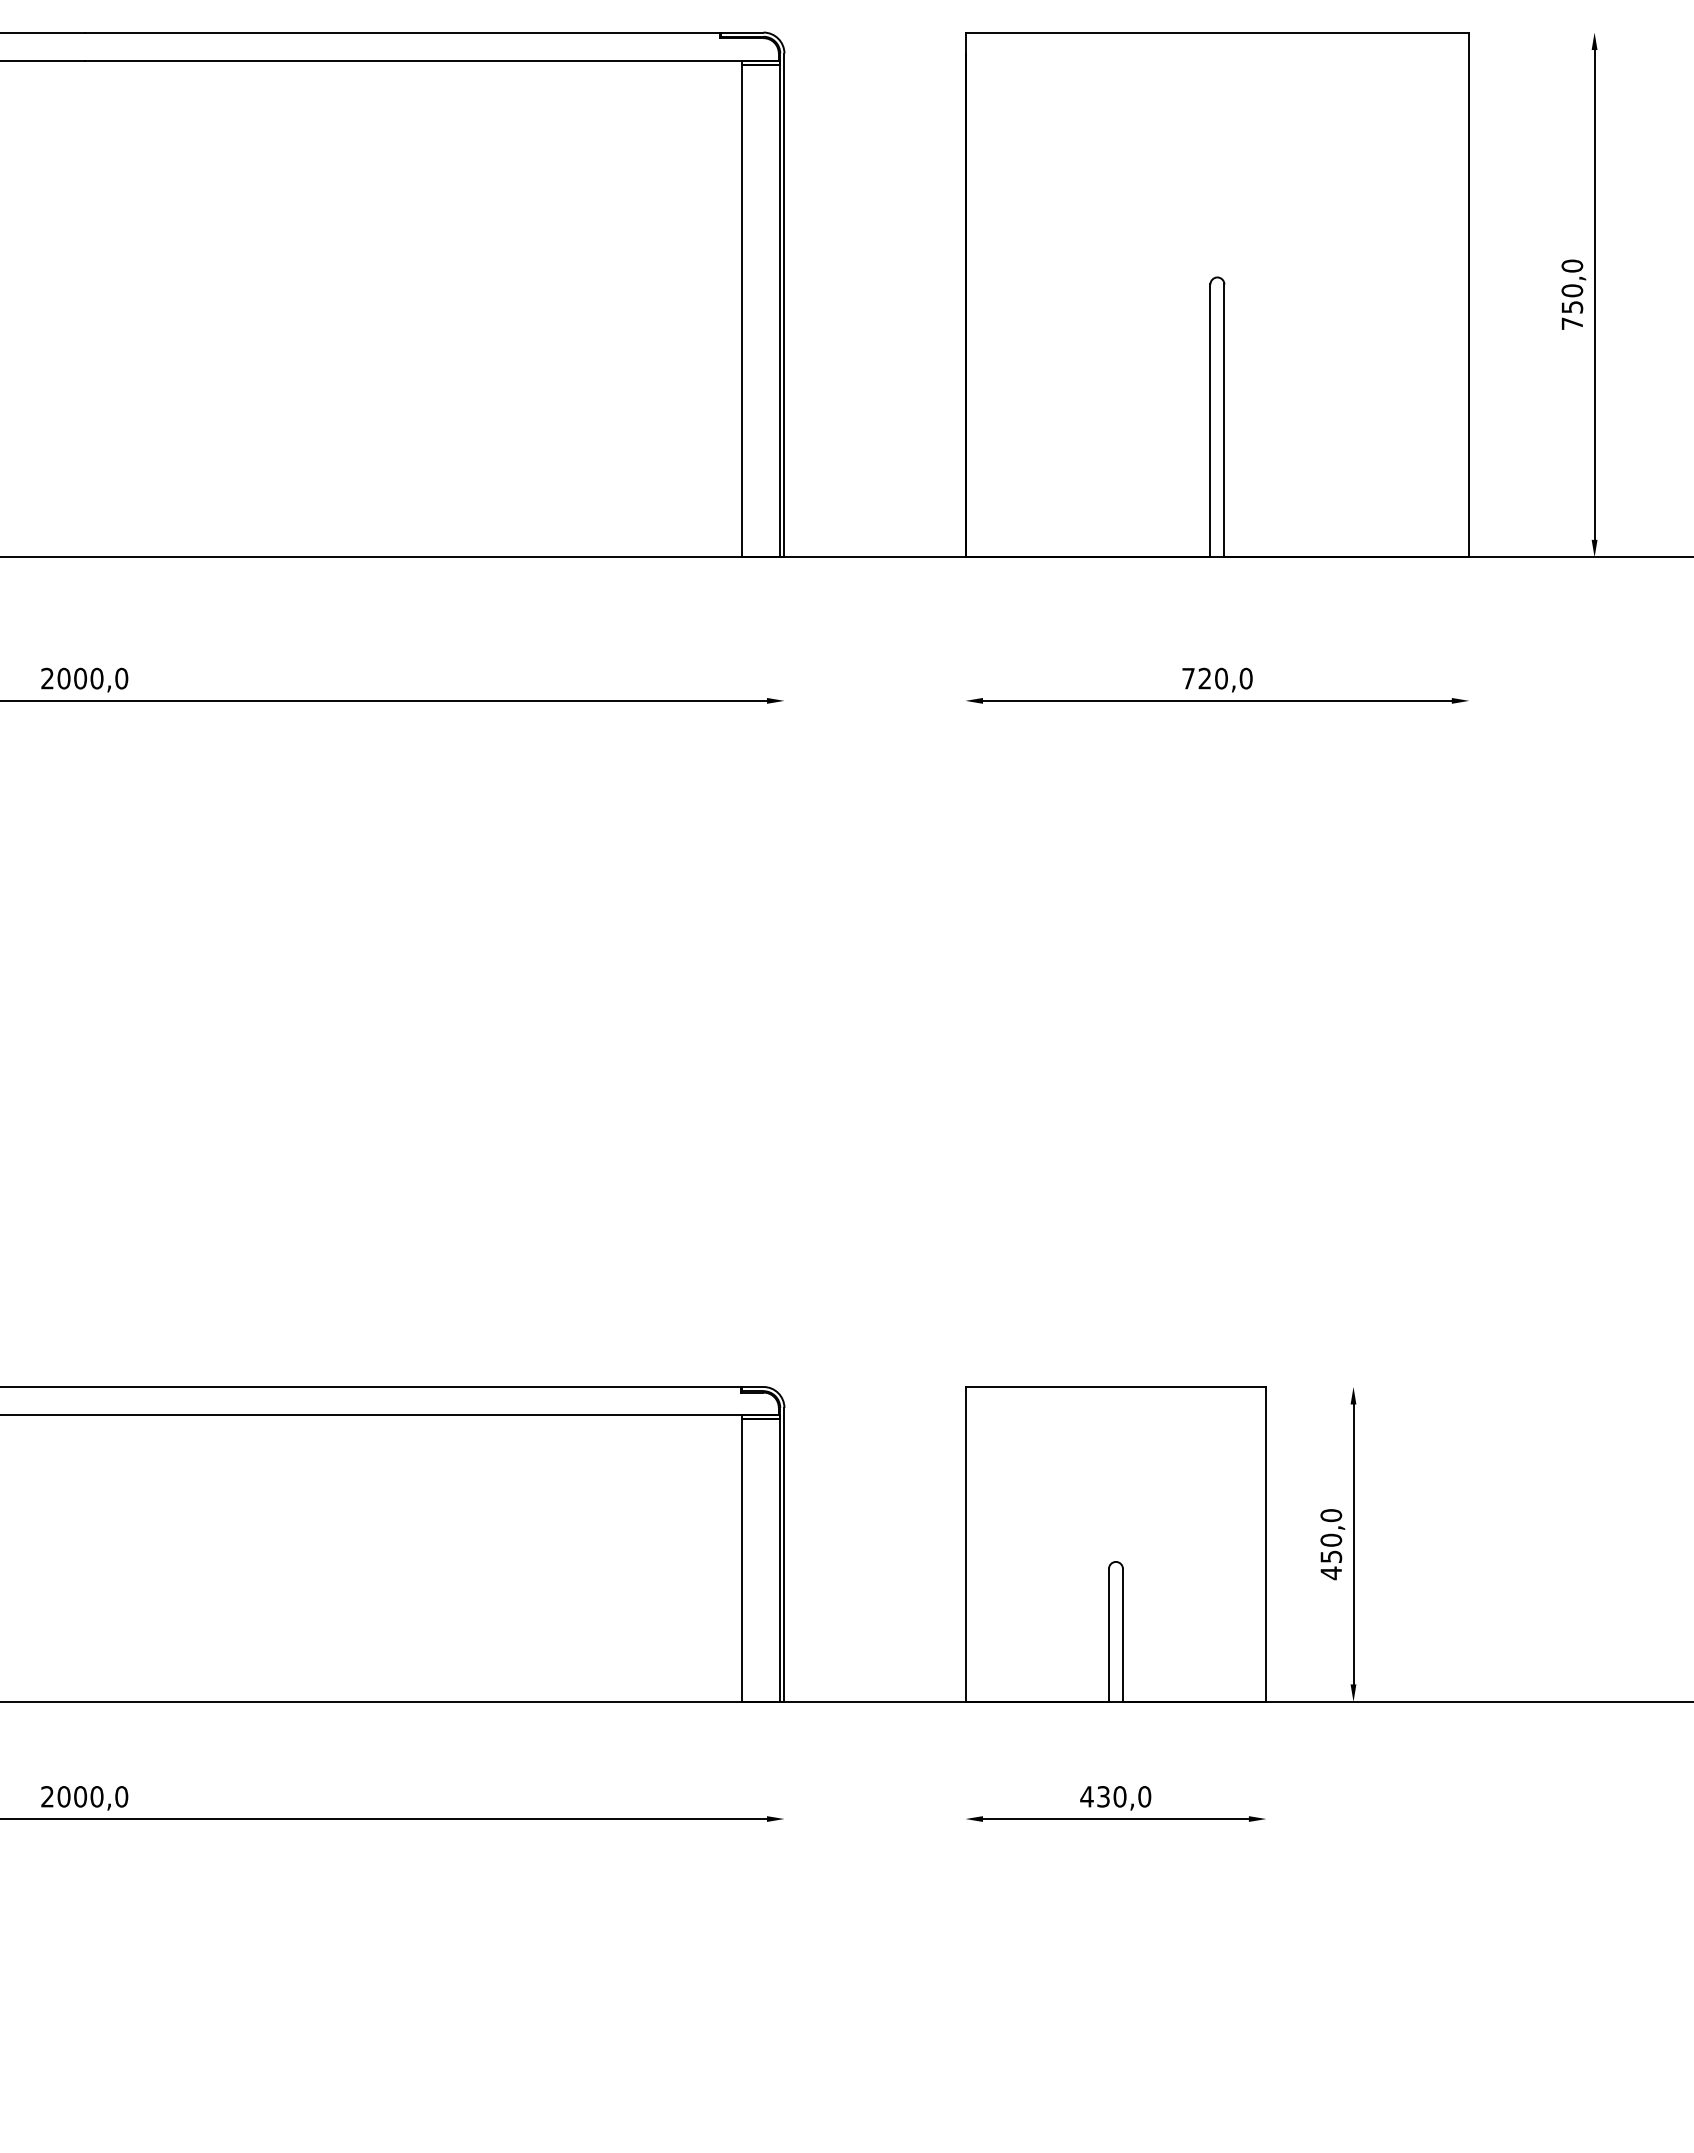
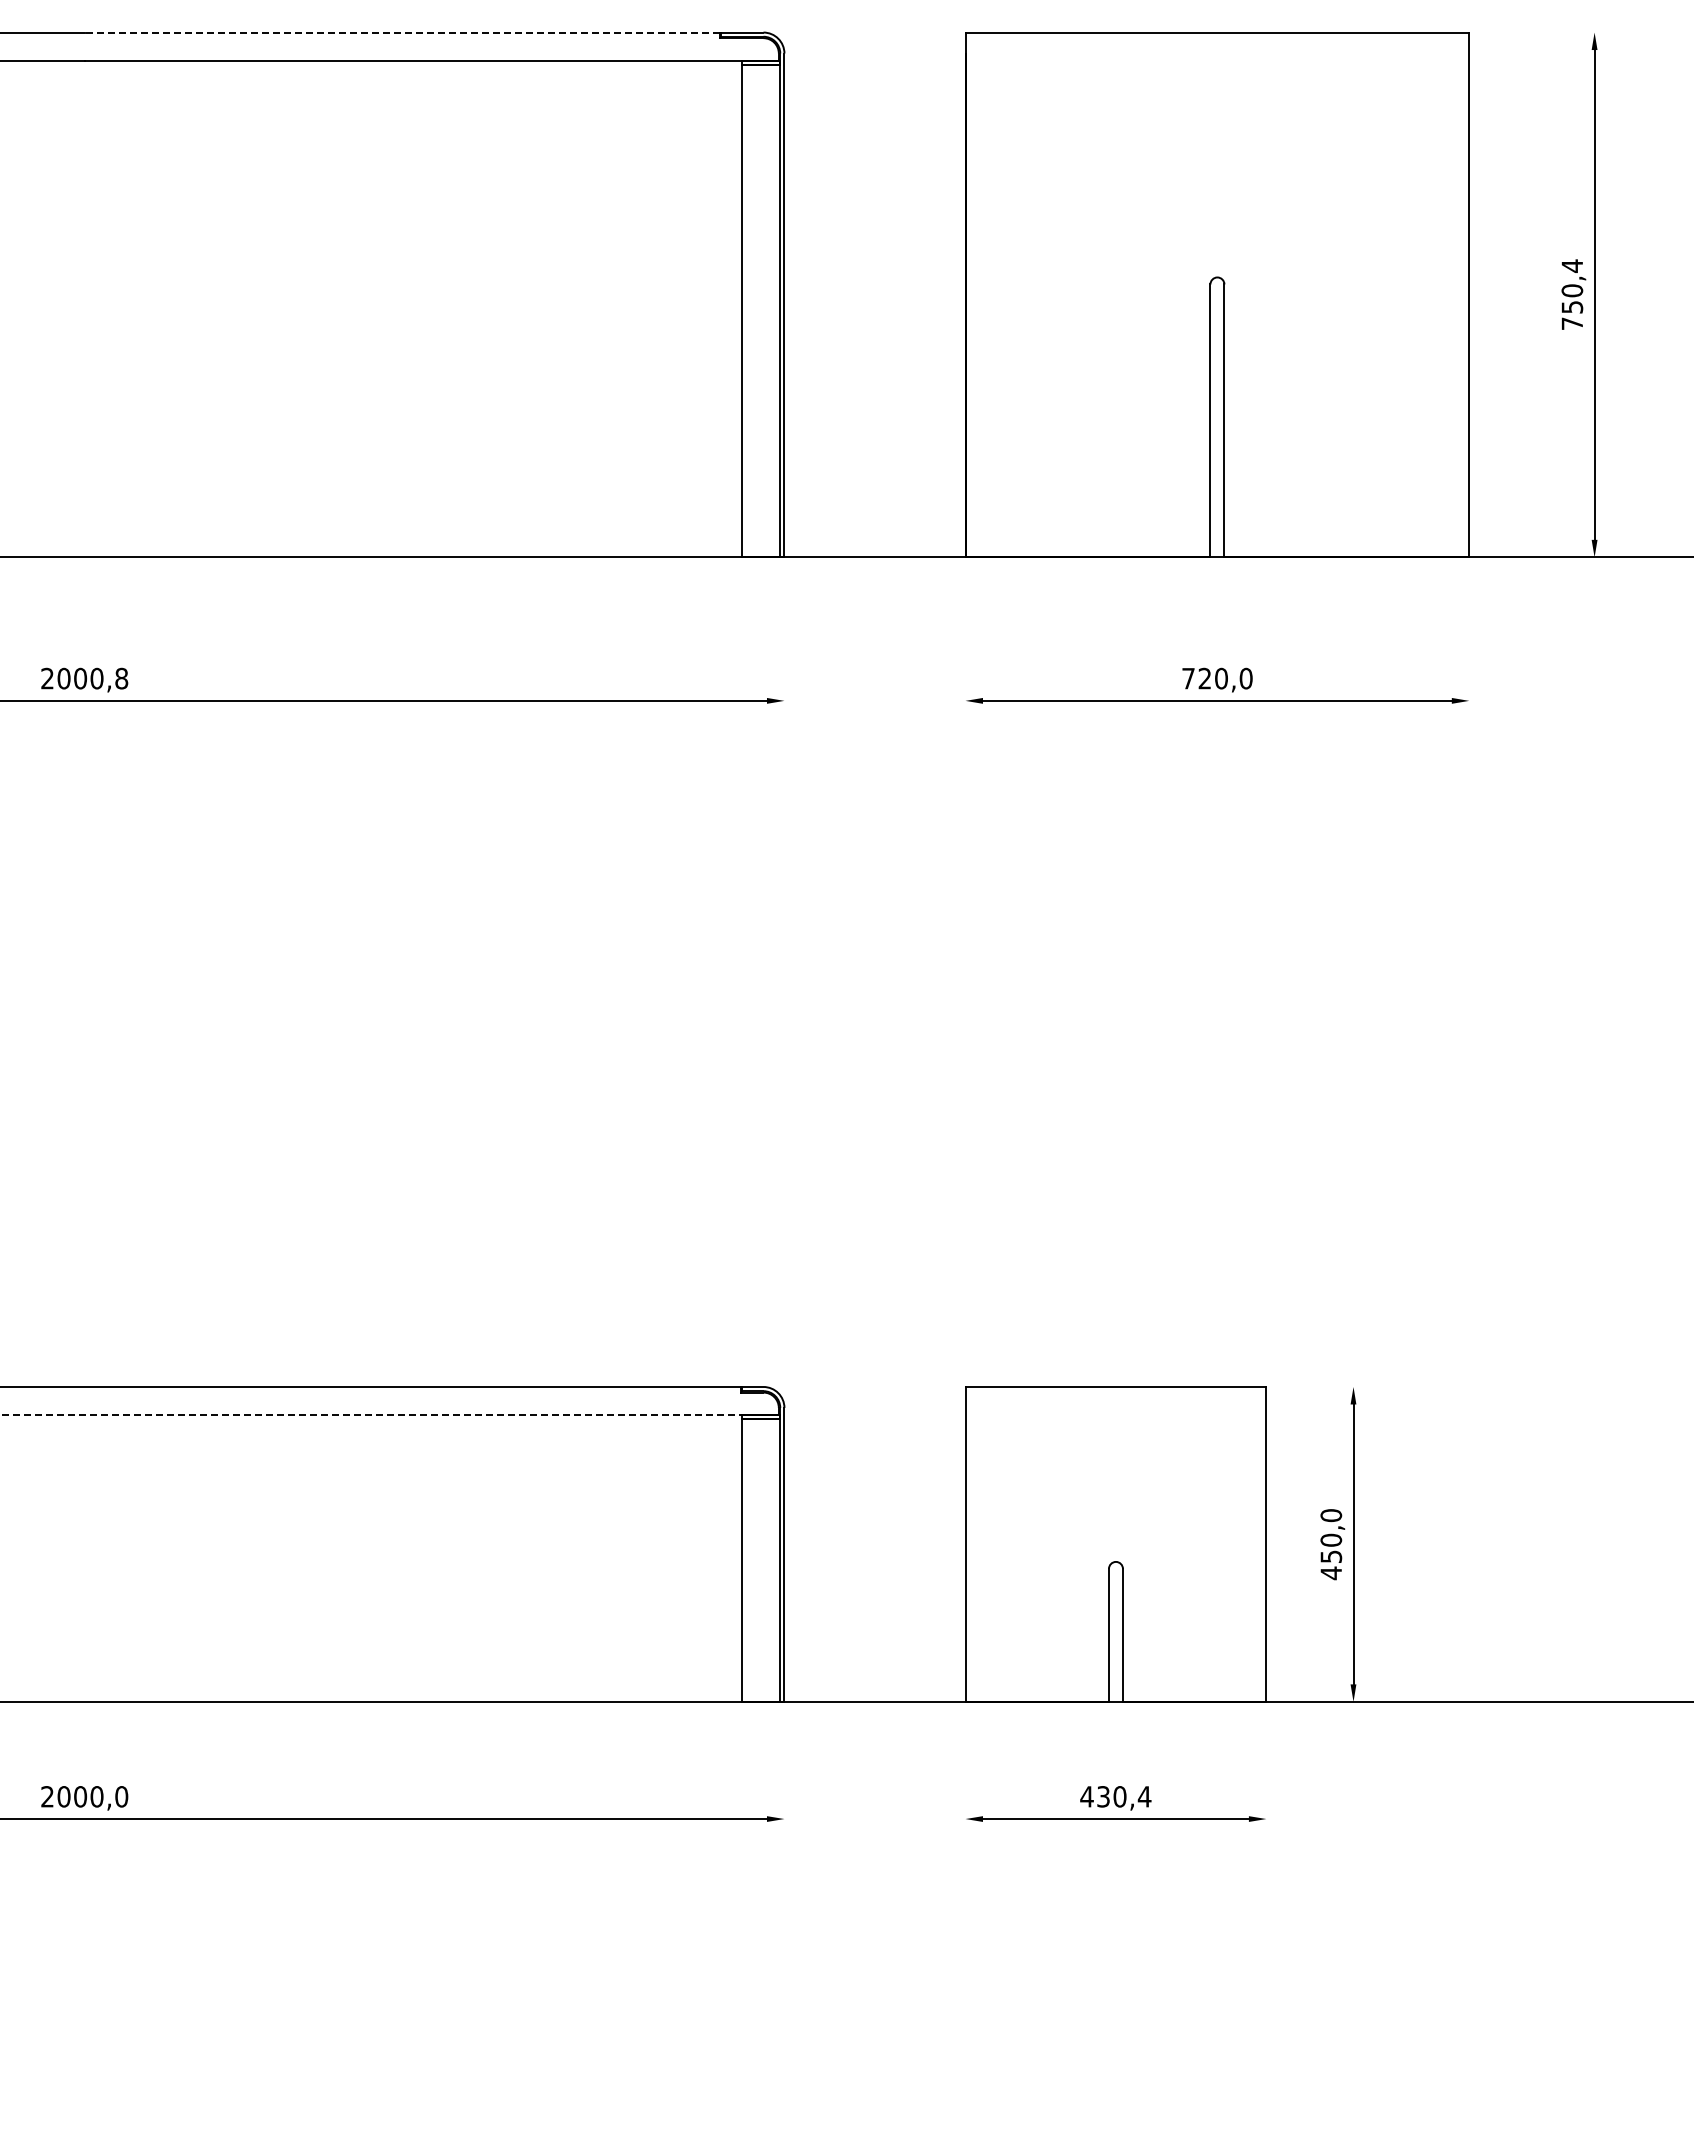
line: solid -> dashed (402, 32)
text: 750,0 -> 750,4 (1572, 265)
text: 2000,0 -> 2000,8 (121, 678)
line: solid -> dashed (389, 1414)
text: 430,0 -> 430,4 (1144, 1796)
